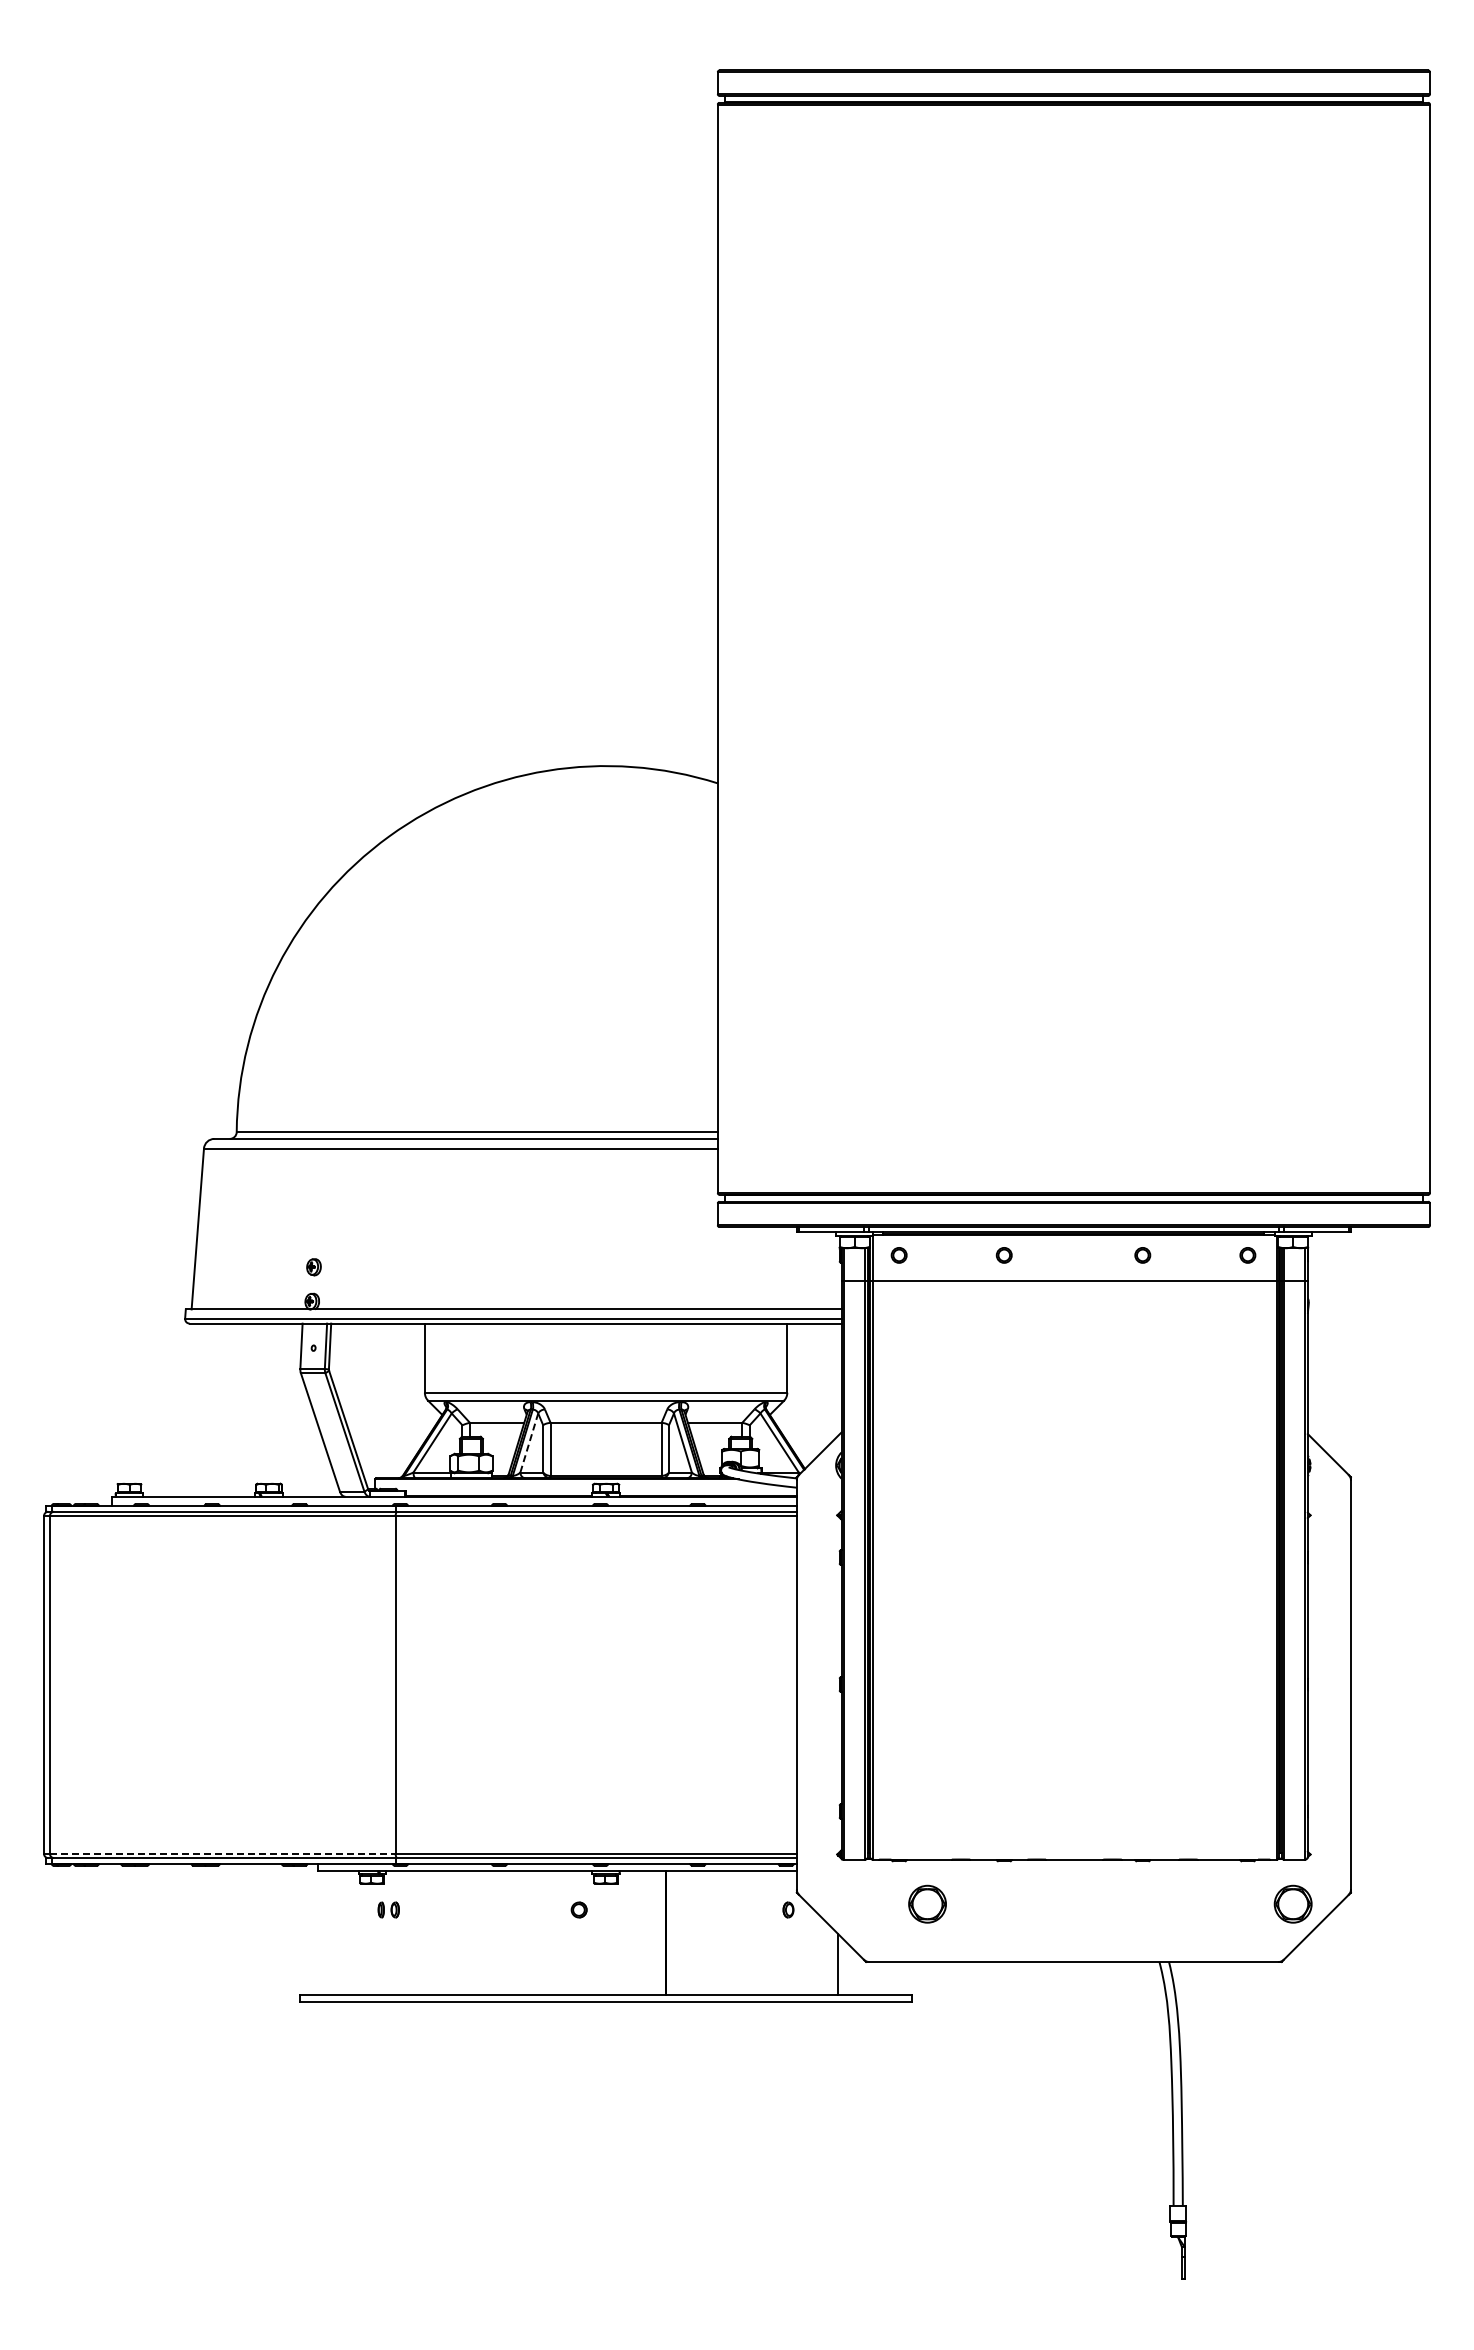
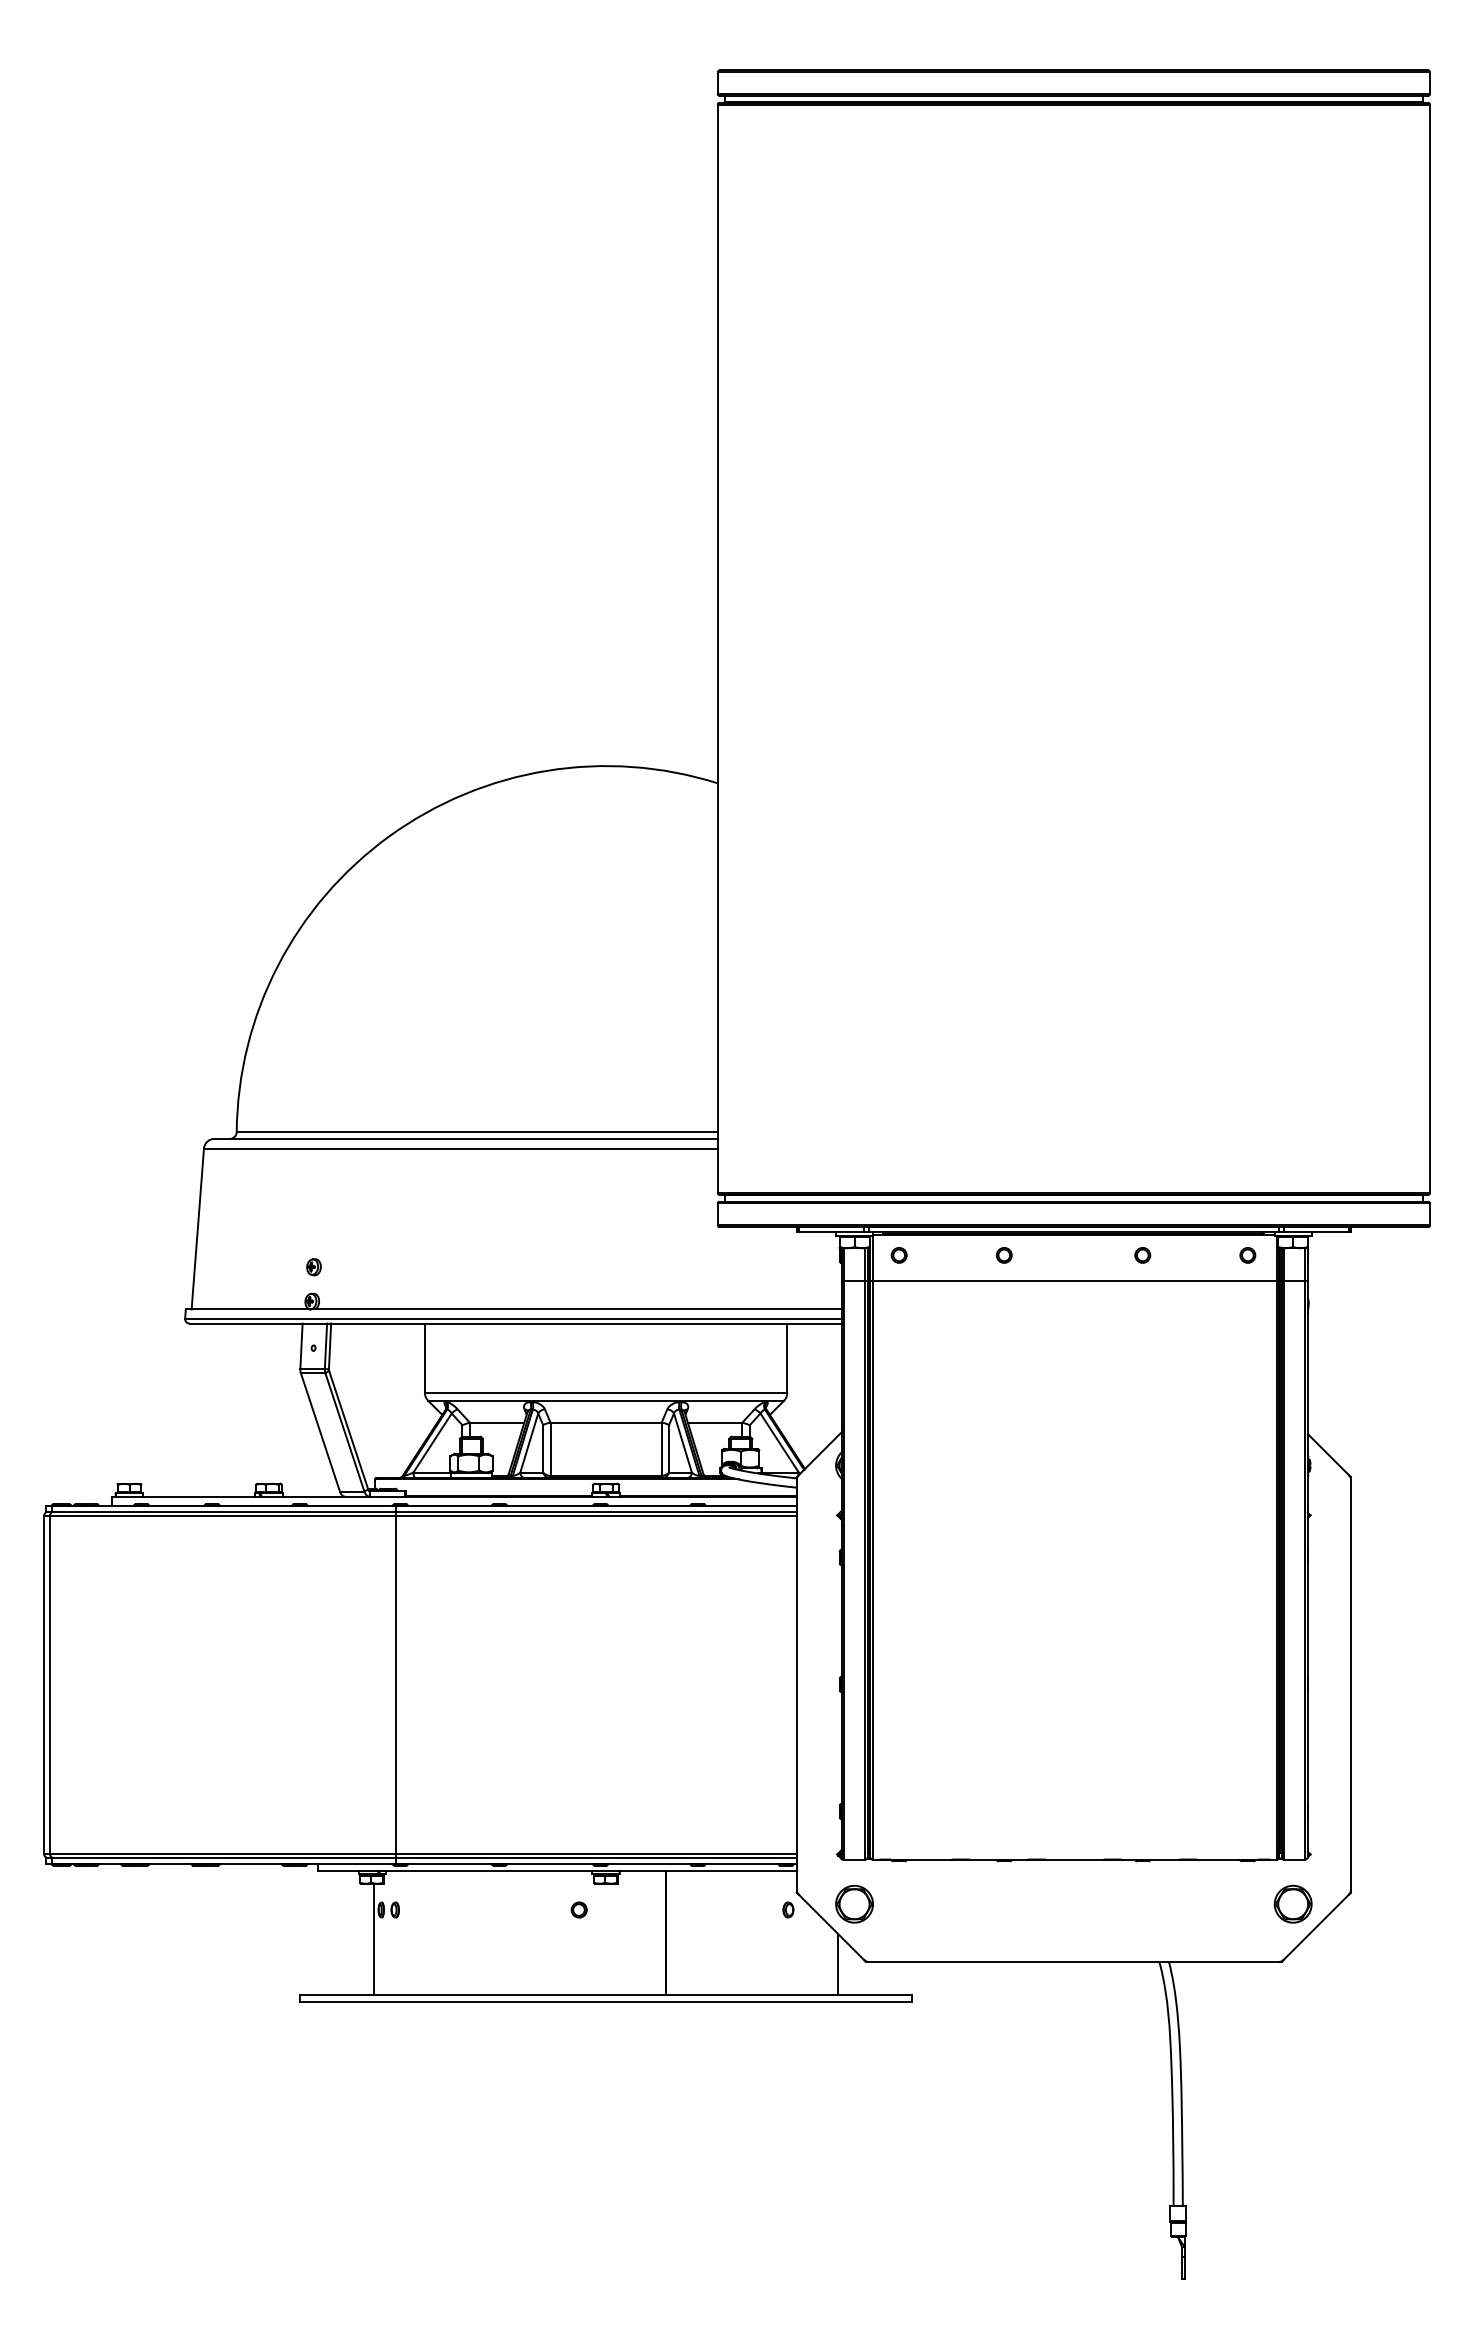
line: dashed -> solid (529, 1443)
line: dashed -> solid (222, 1853)
part position: (927, 1903) -> (854, 1903) (854, 1903)
line: none -> present (374, 1939)
